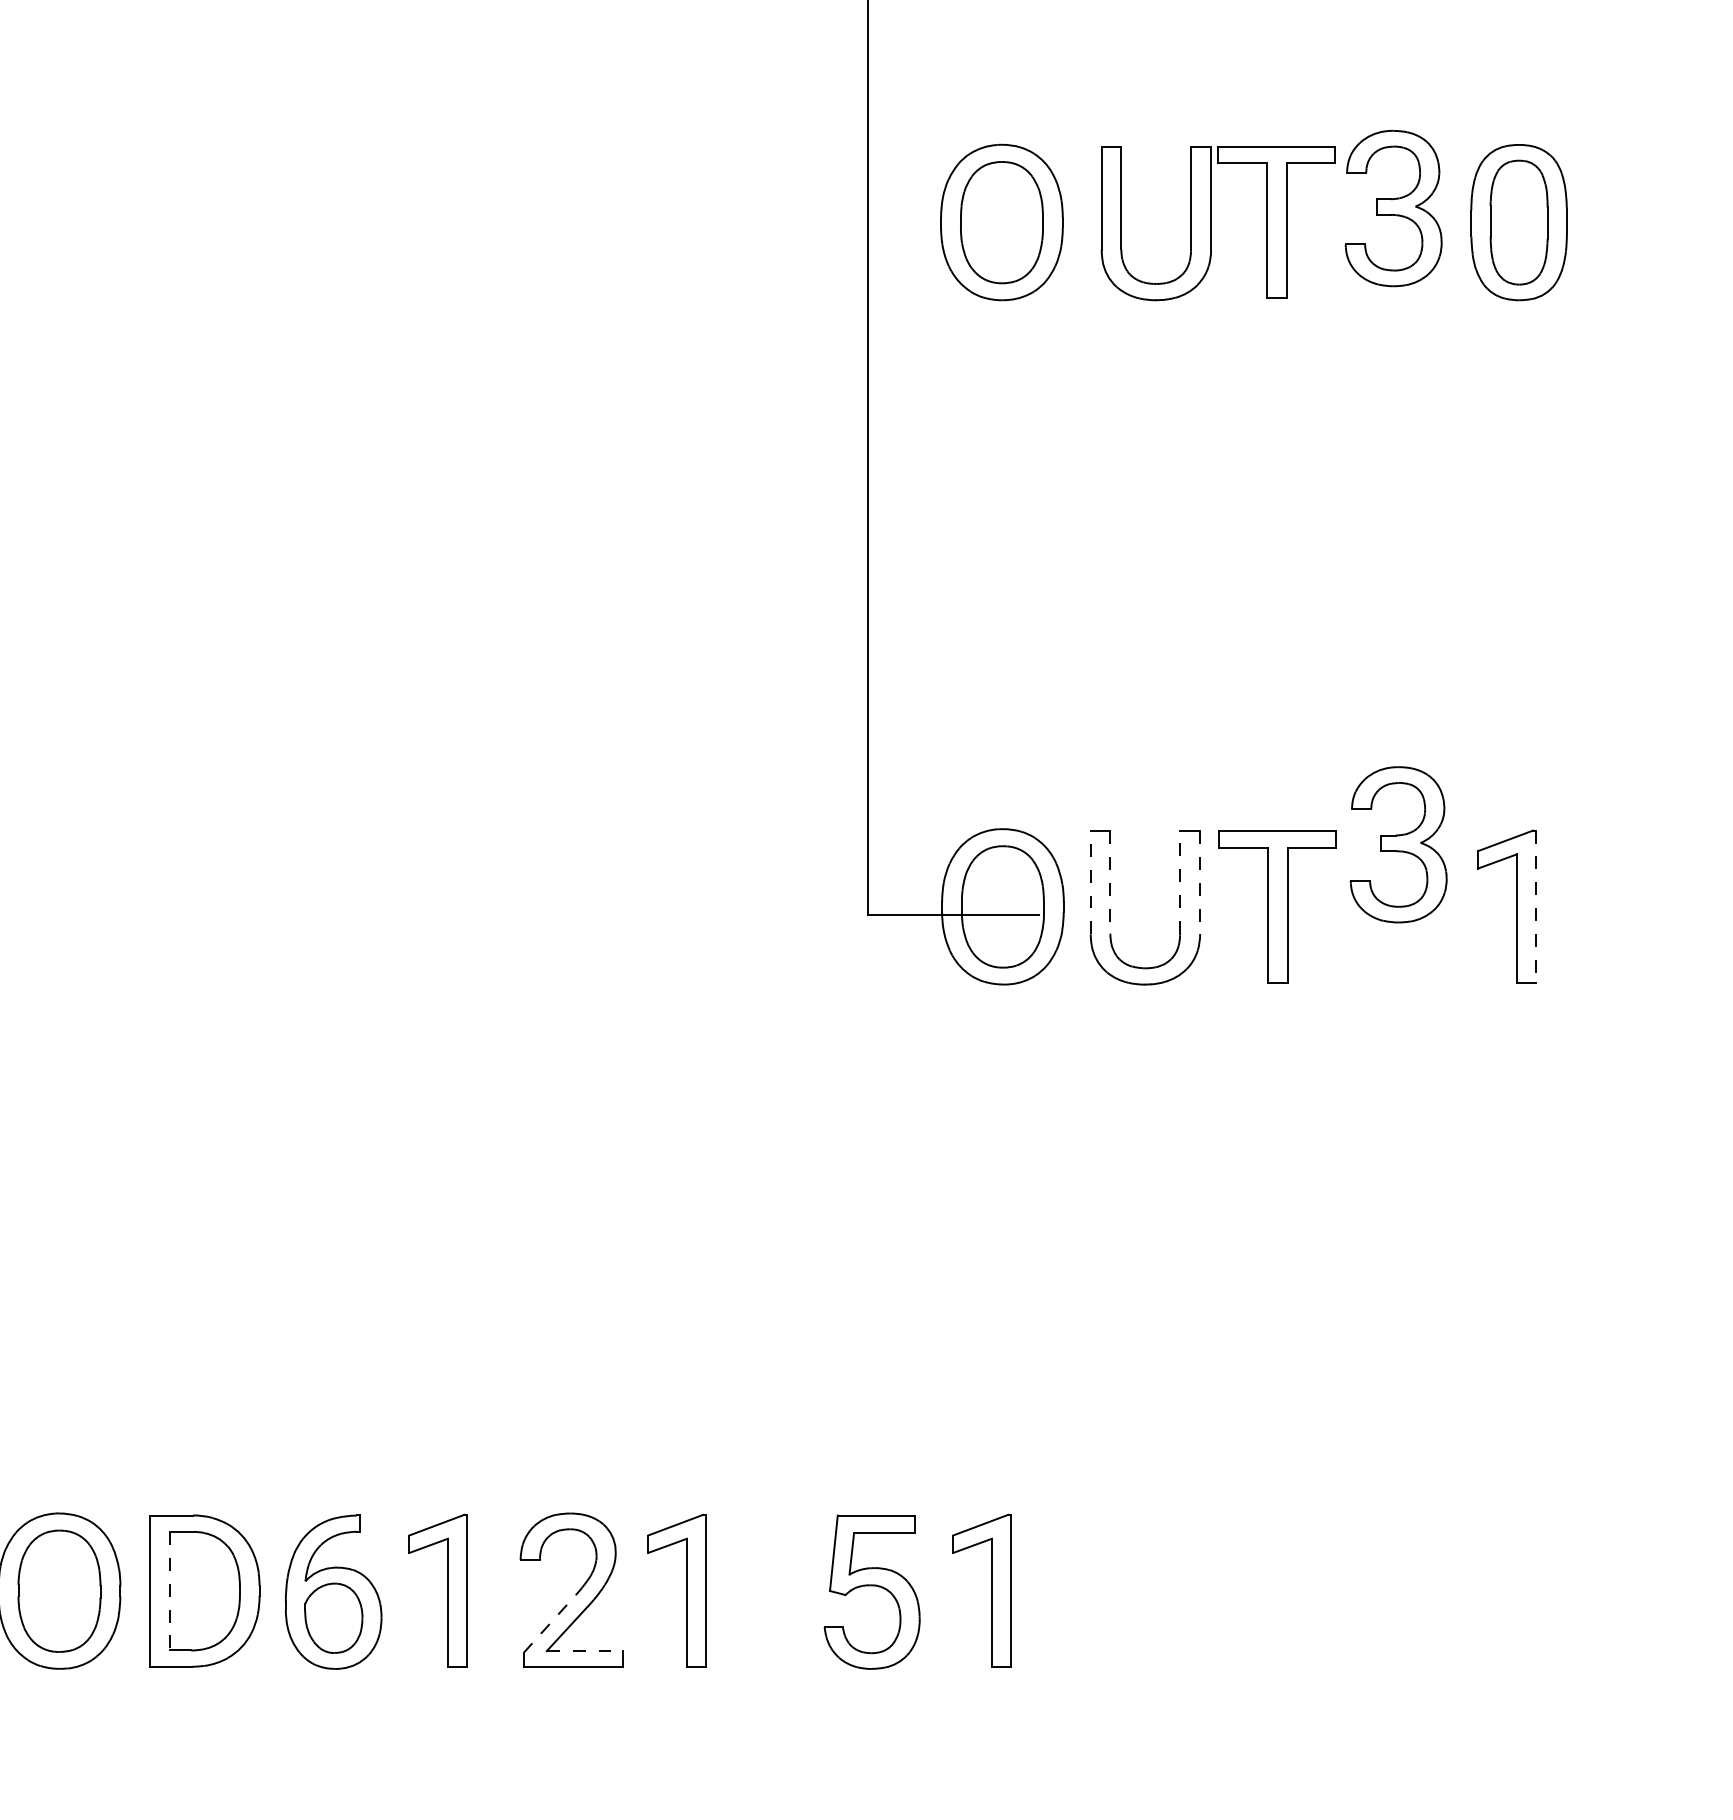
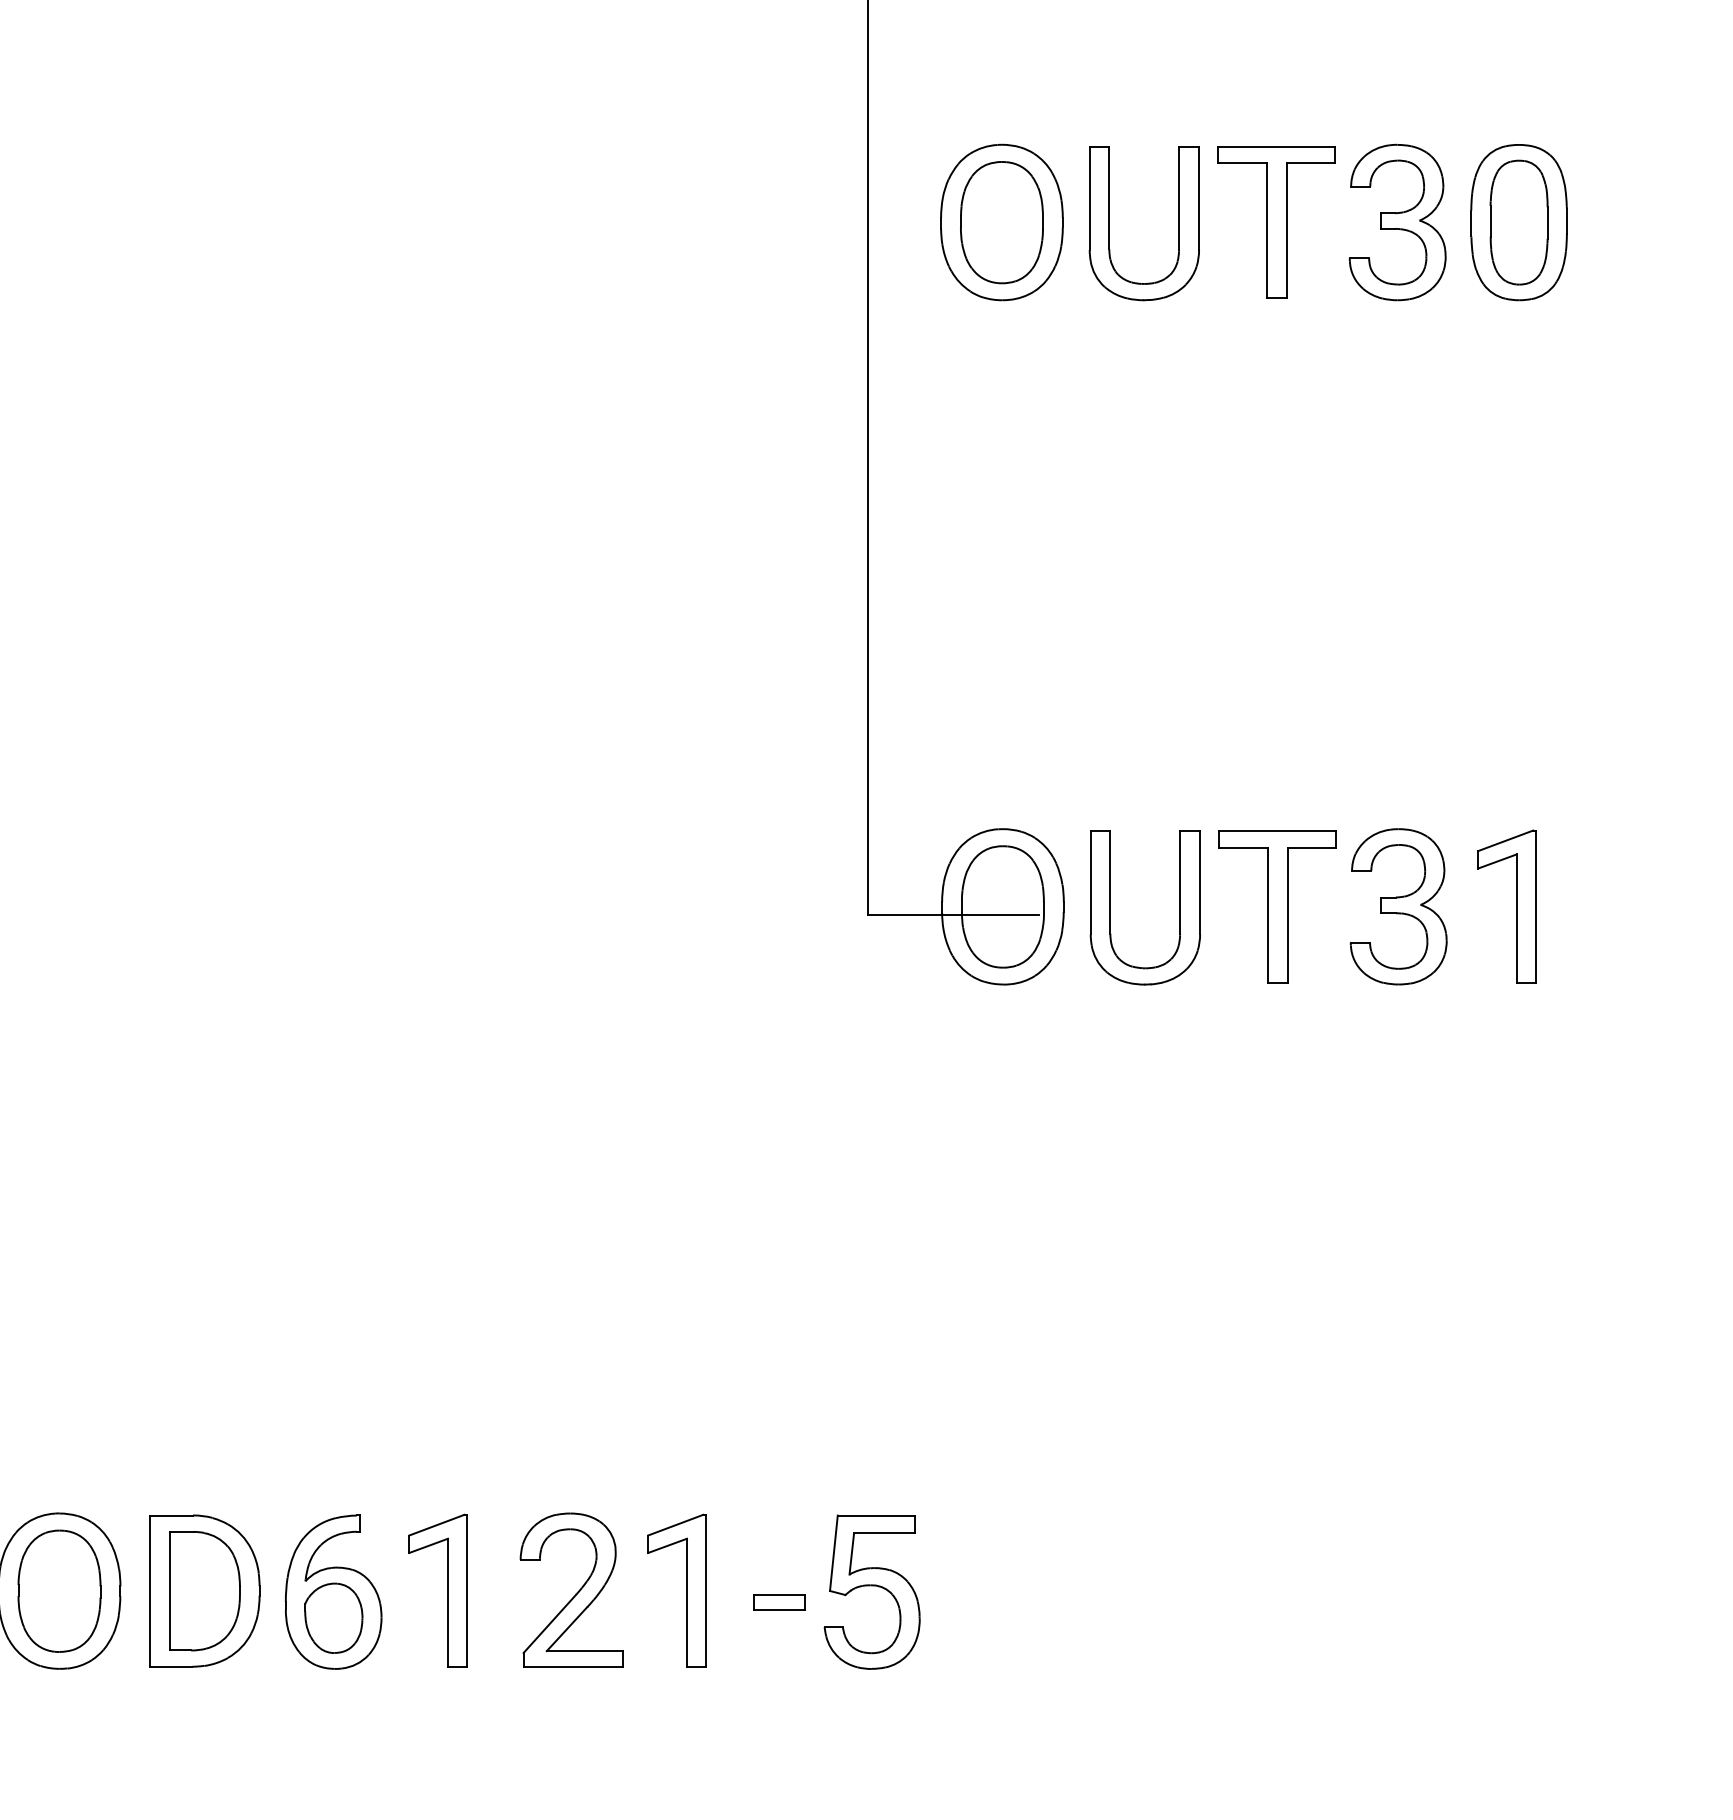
part position: (1393, 208) -> (1397, 222) (1397, 222)
part position: (1121, 223) -> (1109, 223) (1109, 223)
part position: (1398, 844) -> (1398, 906) (1398, 906)
line: dashed -> solid (1090, 882)
line: dashed -> solid (1110, 882)
line: dashed -> solid (1180, 882)
line: dashed -> solid (1200, 883)
line: dashed -> solid (1536, 906)
part: present -> none (991, 1590)
line: dashed -> solid (170, 1591)
part: none -> present (779, 1602)
line: dashed -> solid (550, 1623)
line: dashed -> solid (584, 1651)
